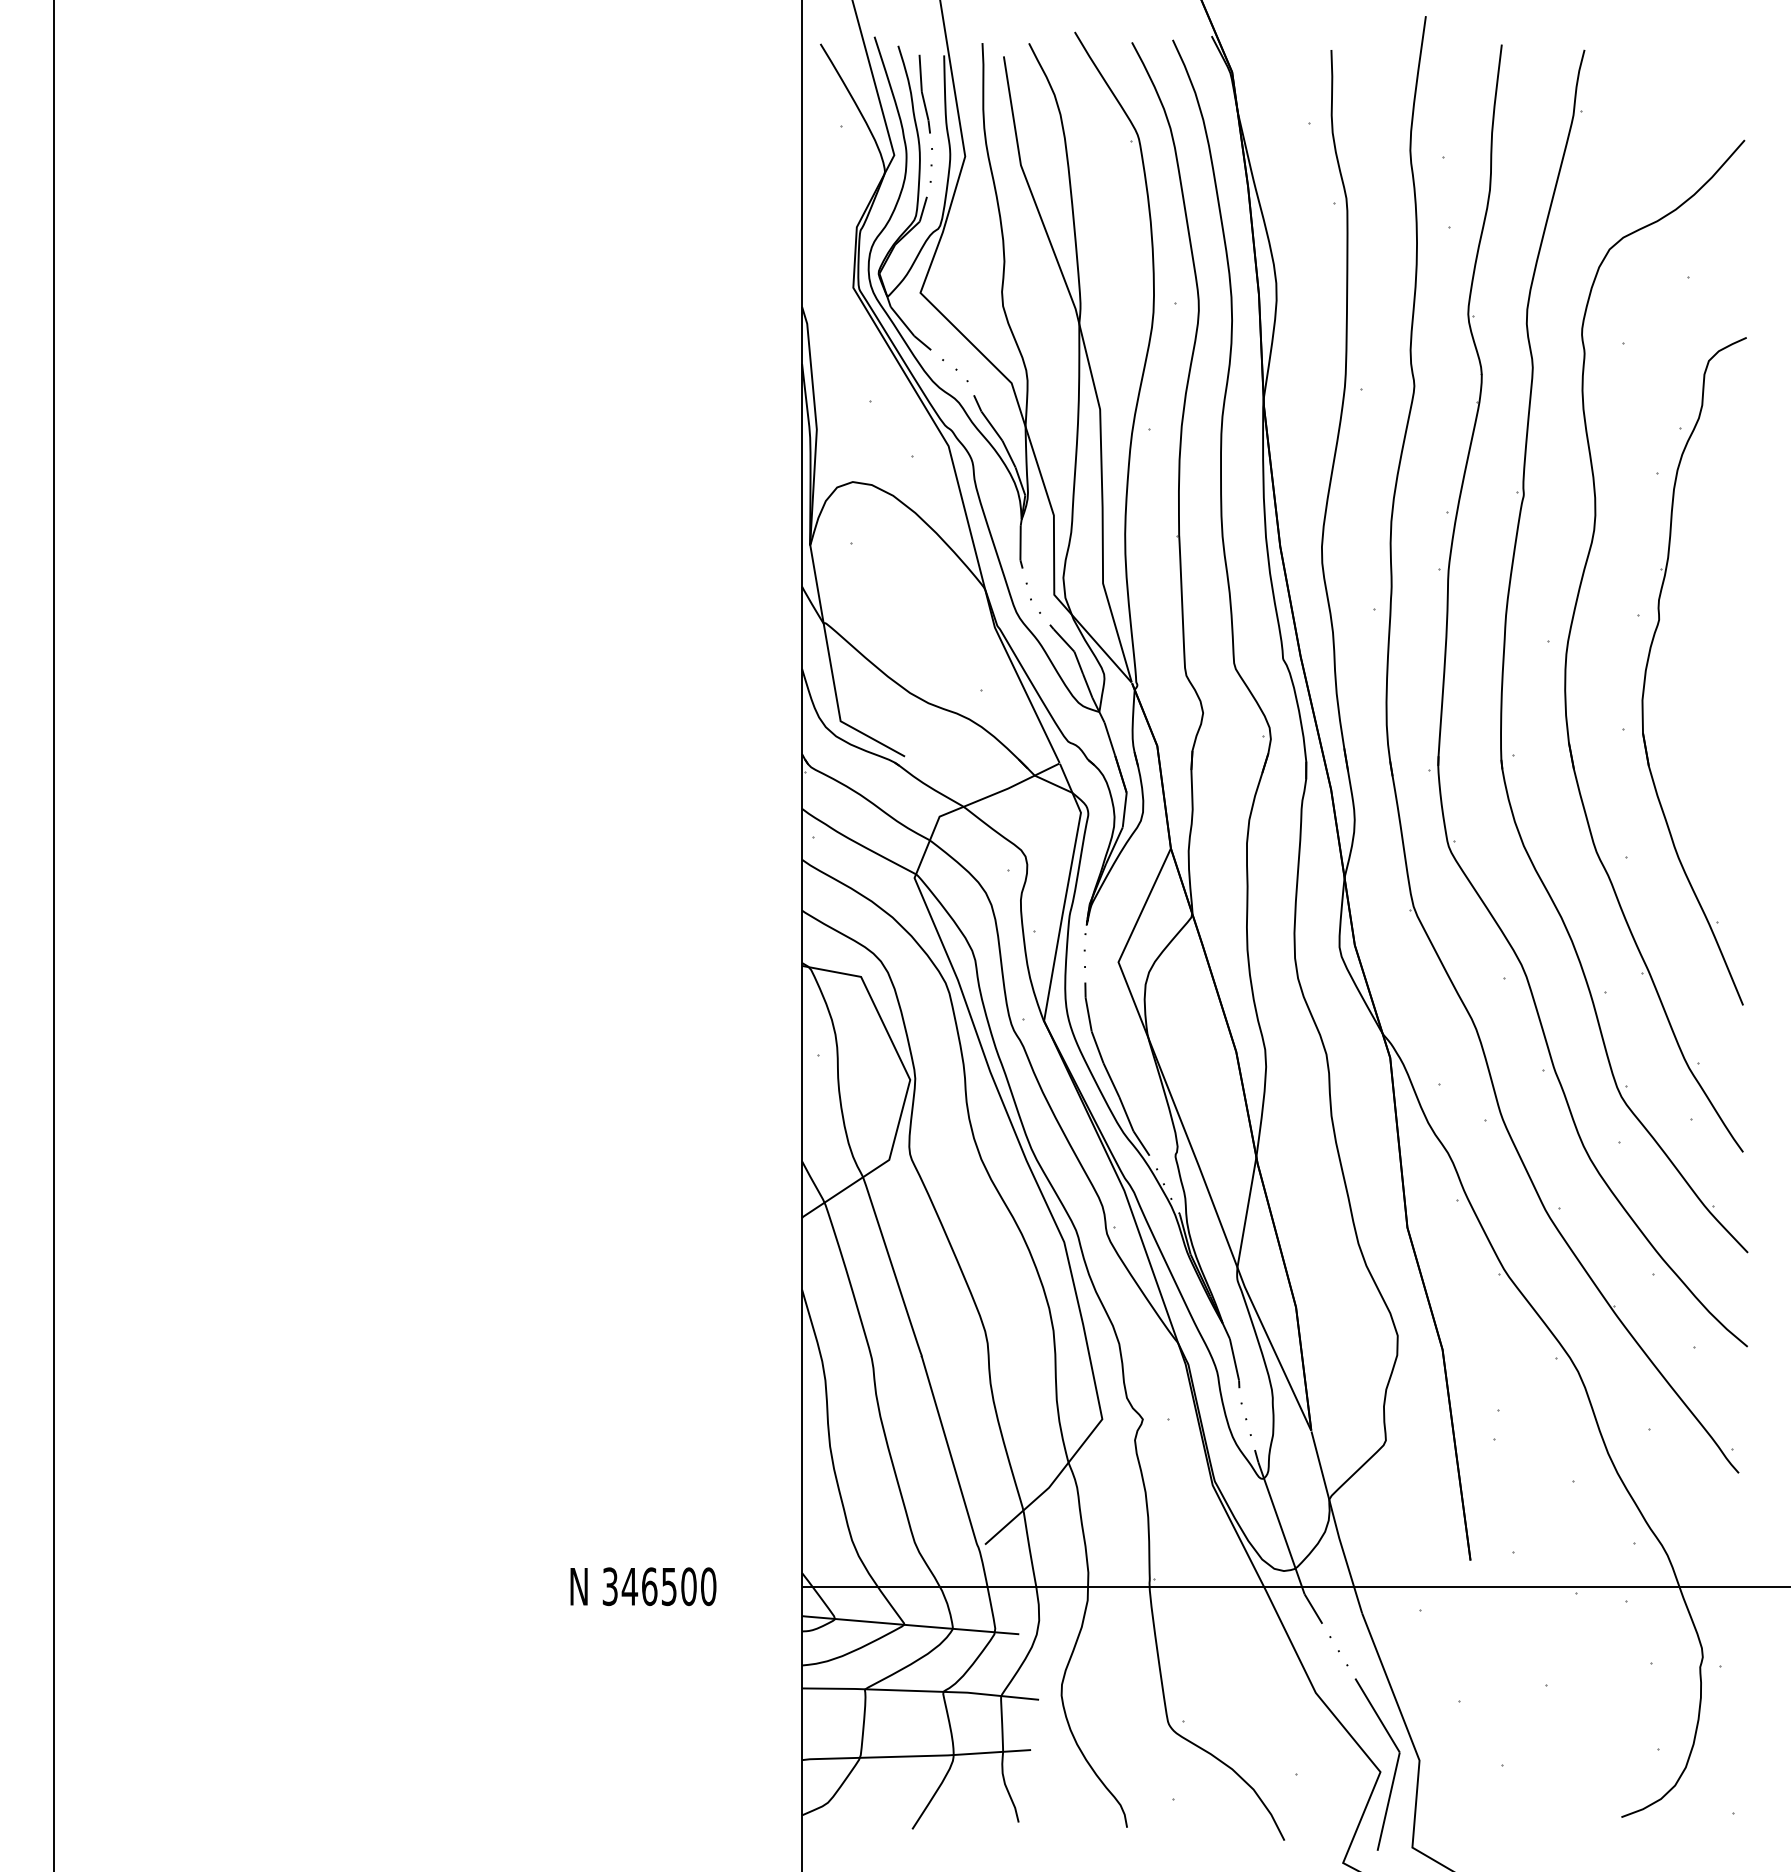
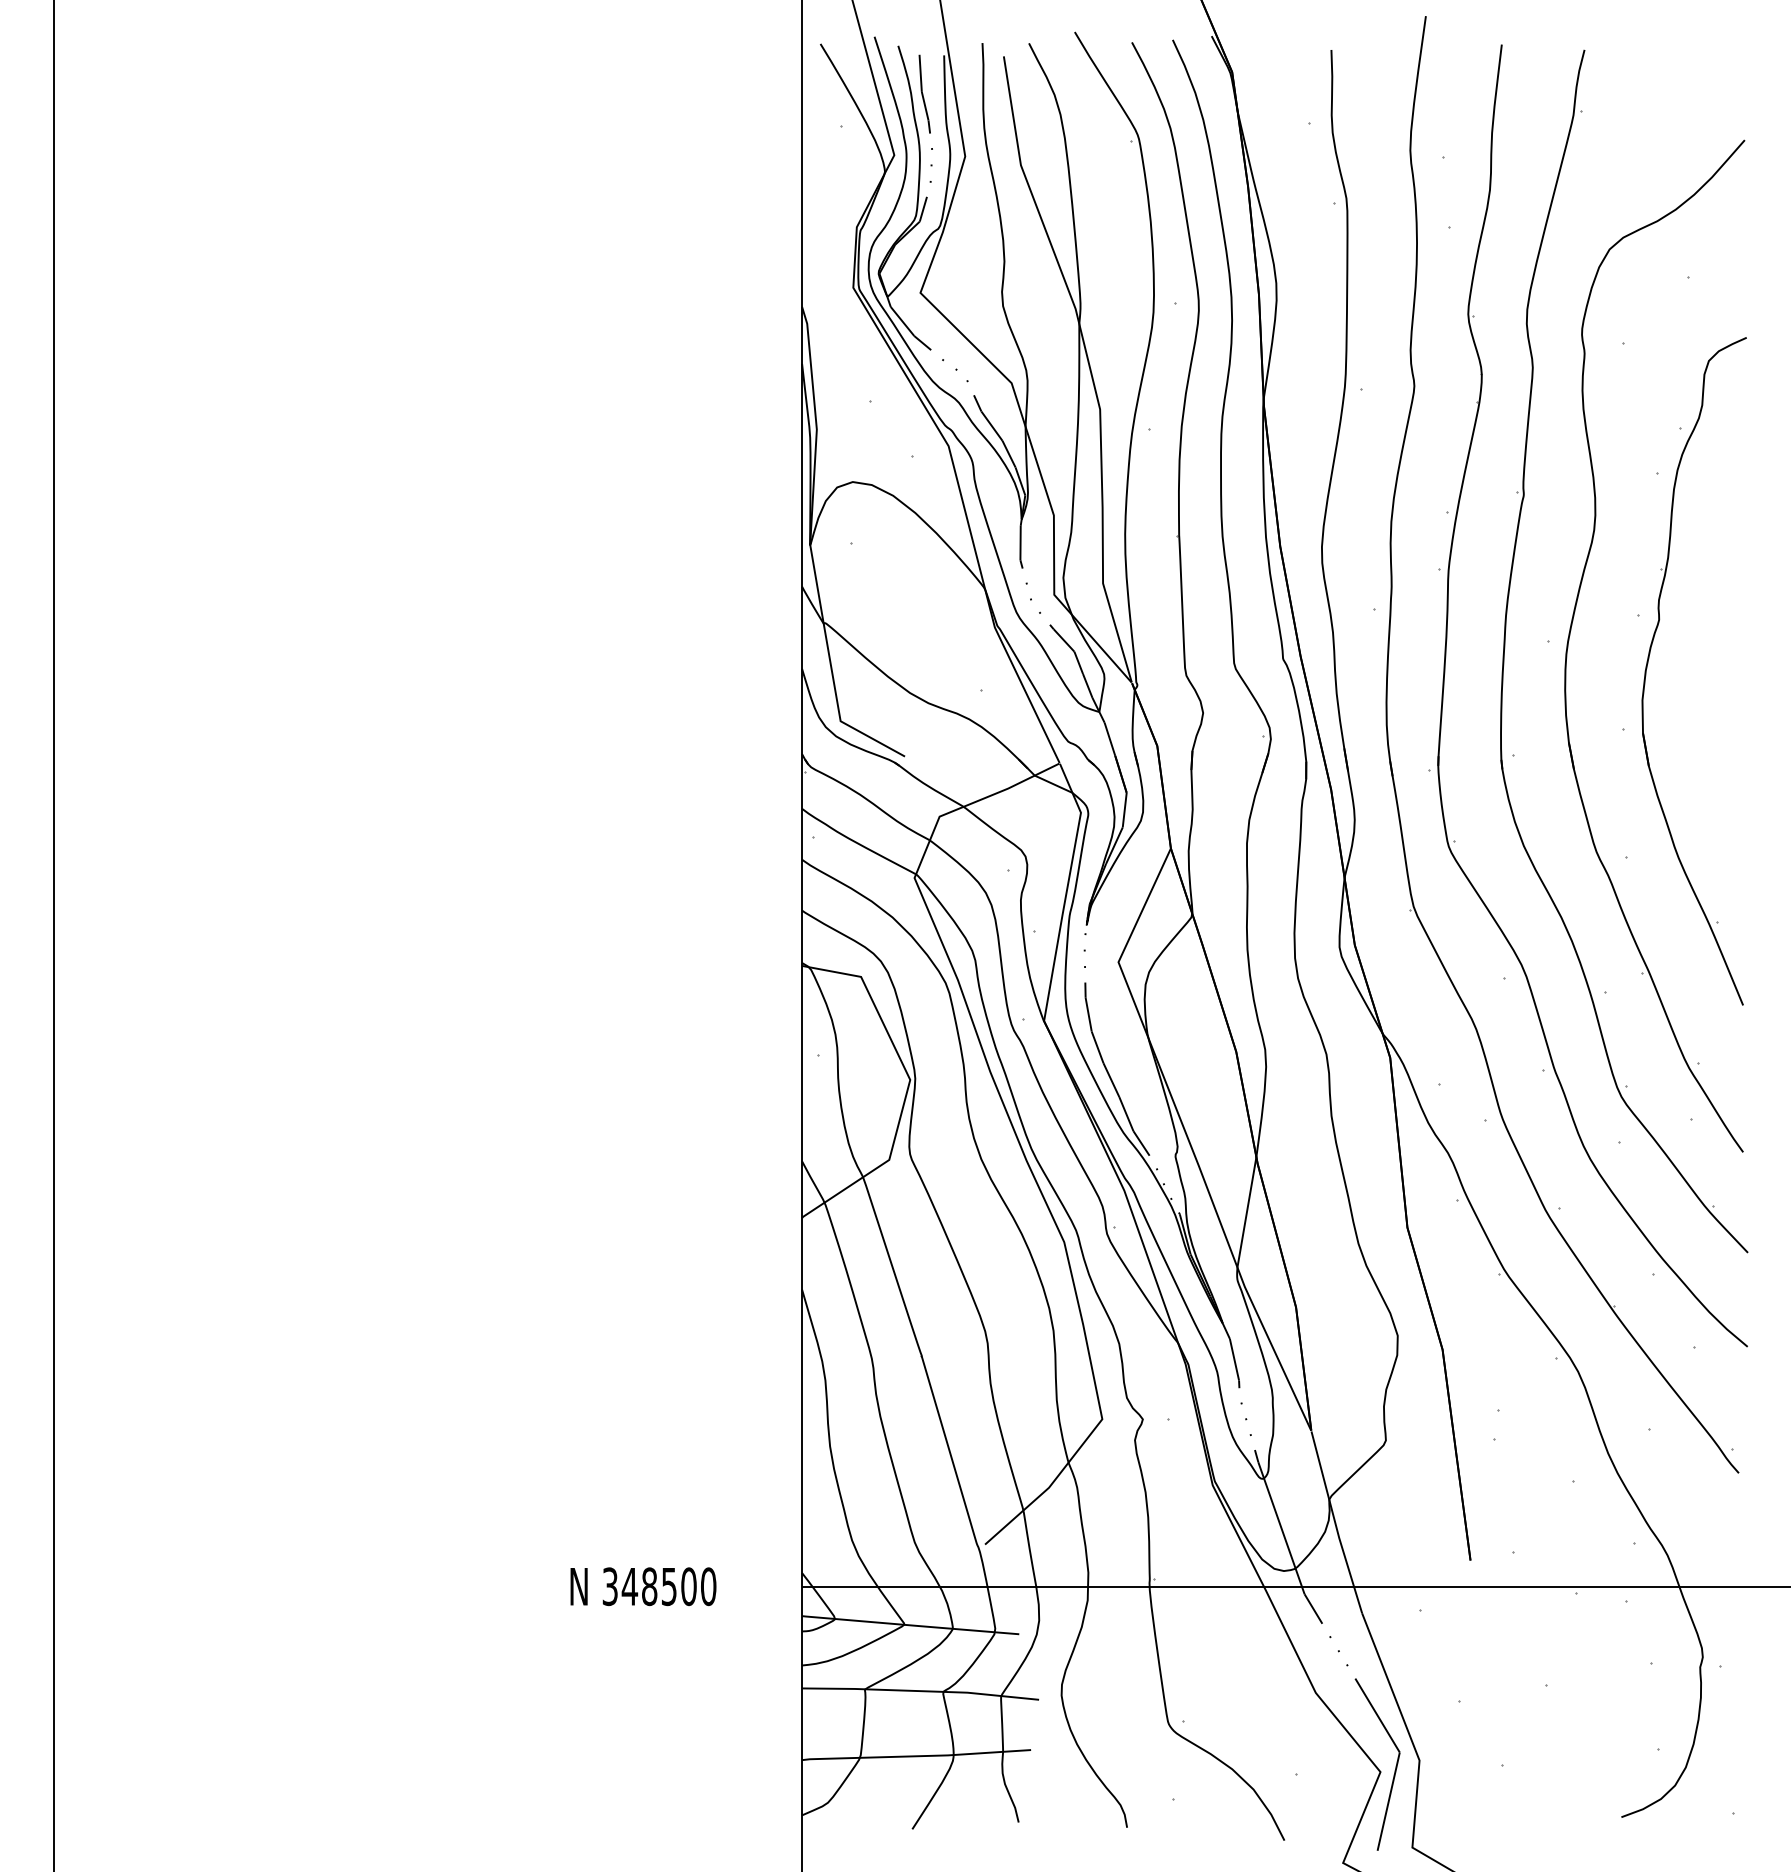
text: 346500 -> 348500 (649, 1586)
